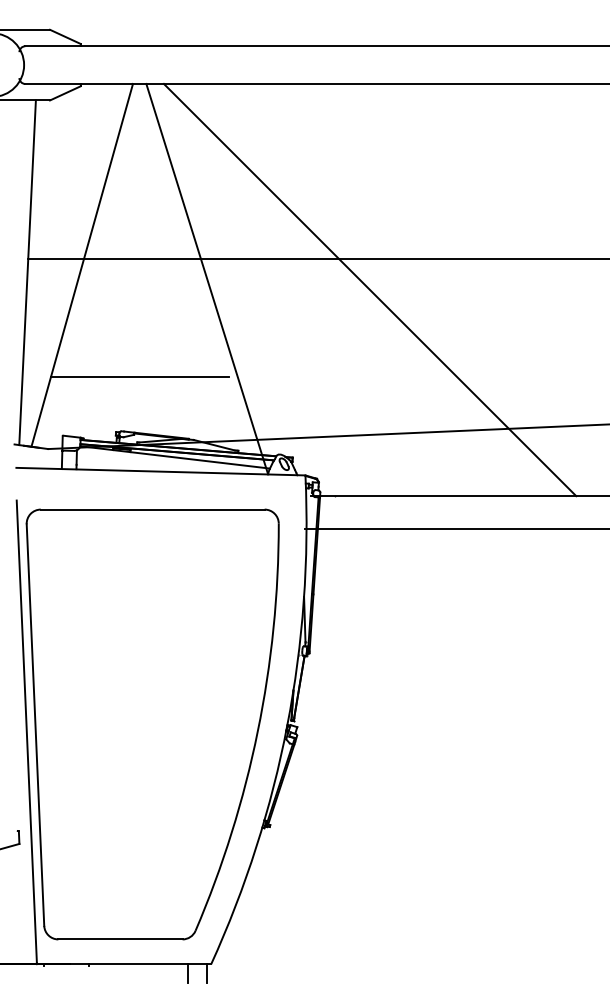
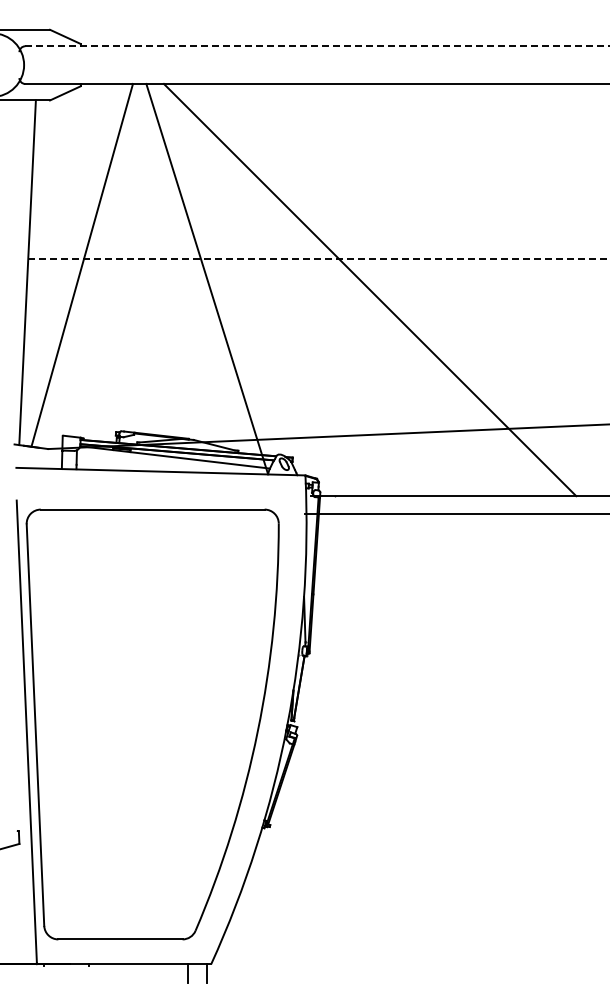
line: solid -> dashed (317, 46)
line: solid -> dashed (319, 258)
line: present -> none (139, 376)
line position: (455, 529) -> (455, 514) (455, 514)
